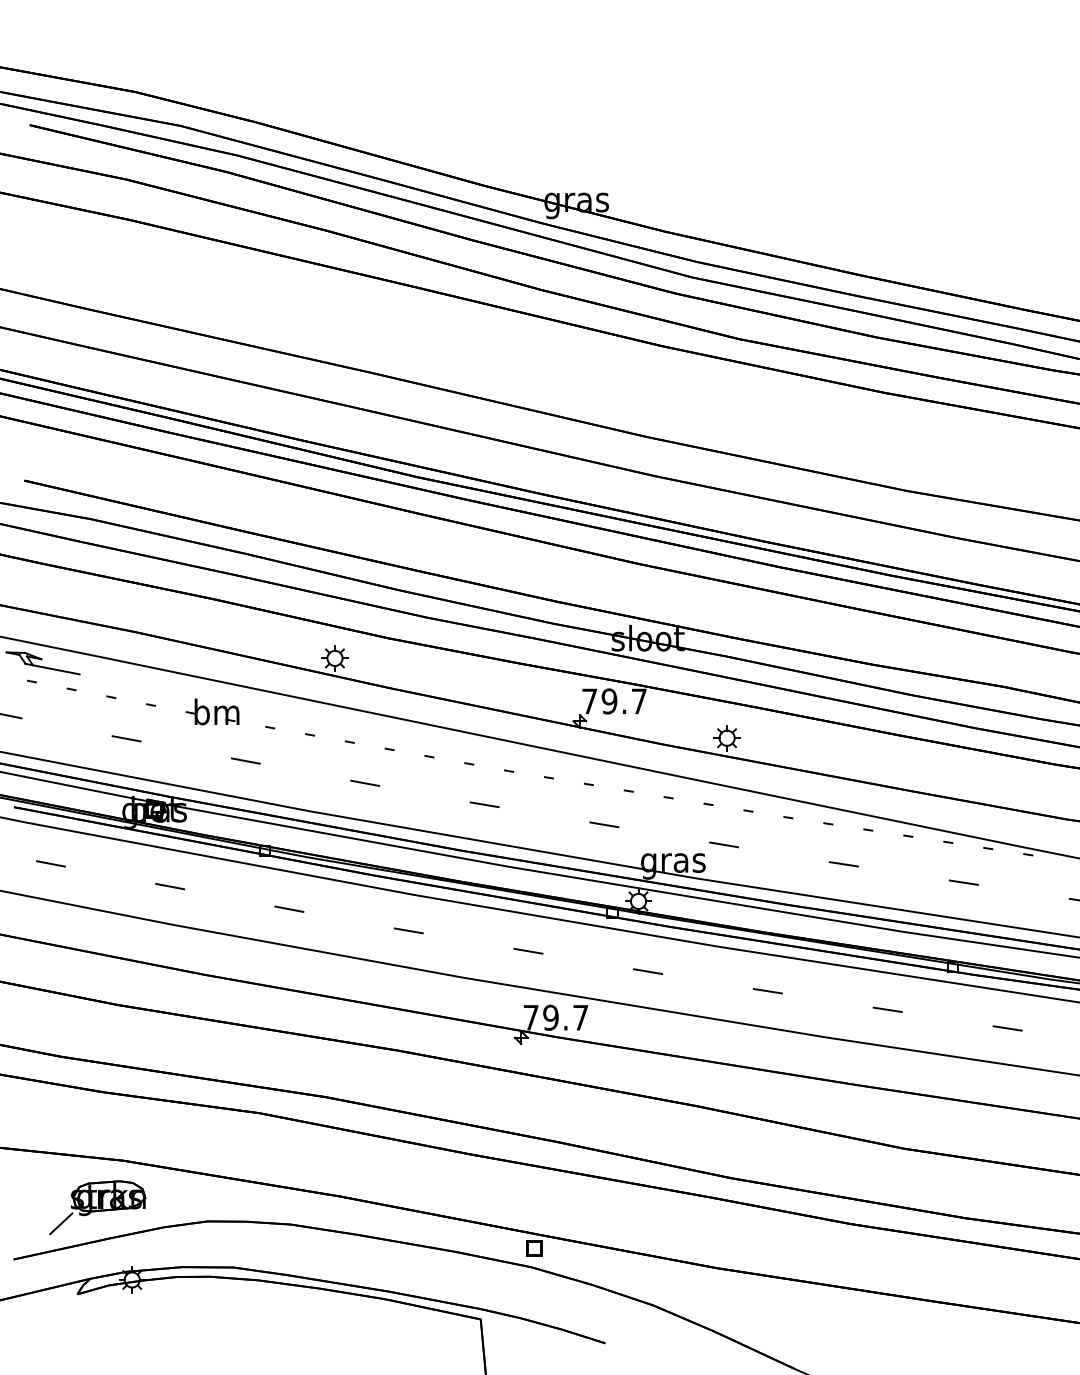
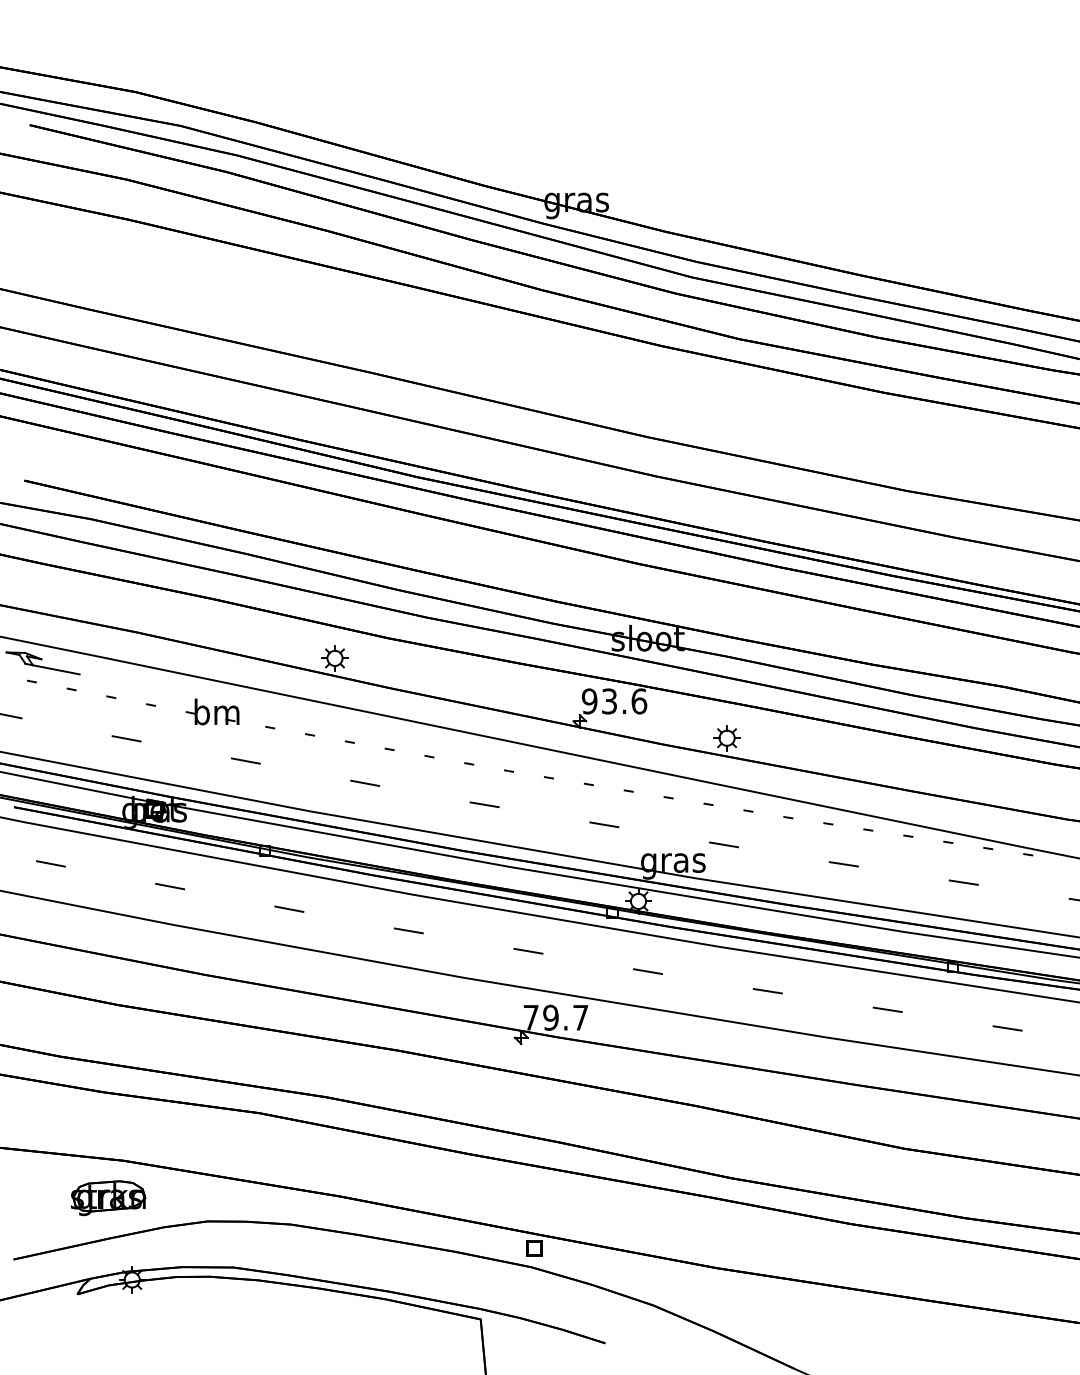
text: 79.7 -> 93.6 (614, 701)
line: present -> none (61, 1223)
